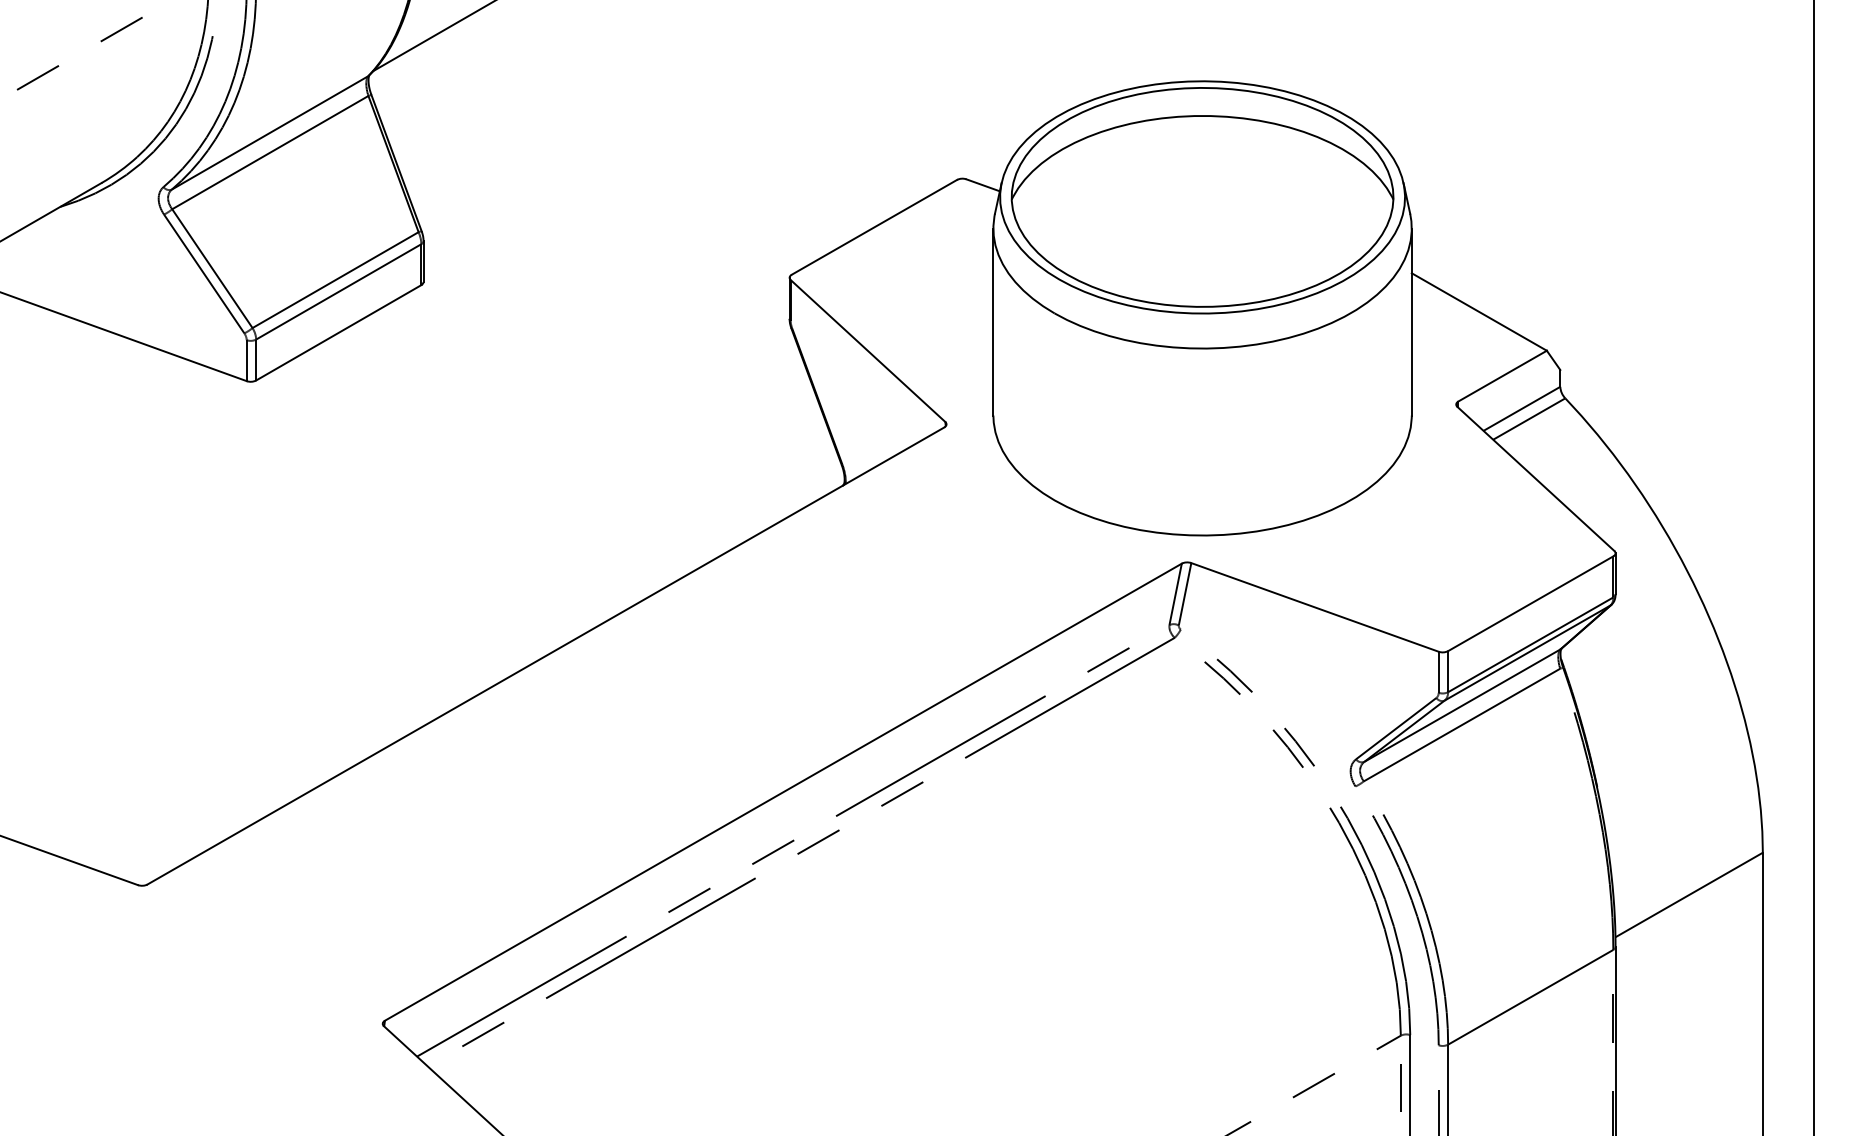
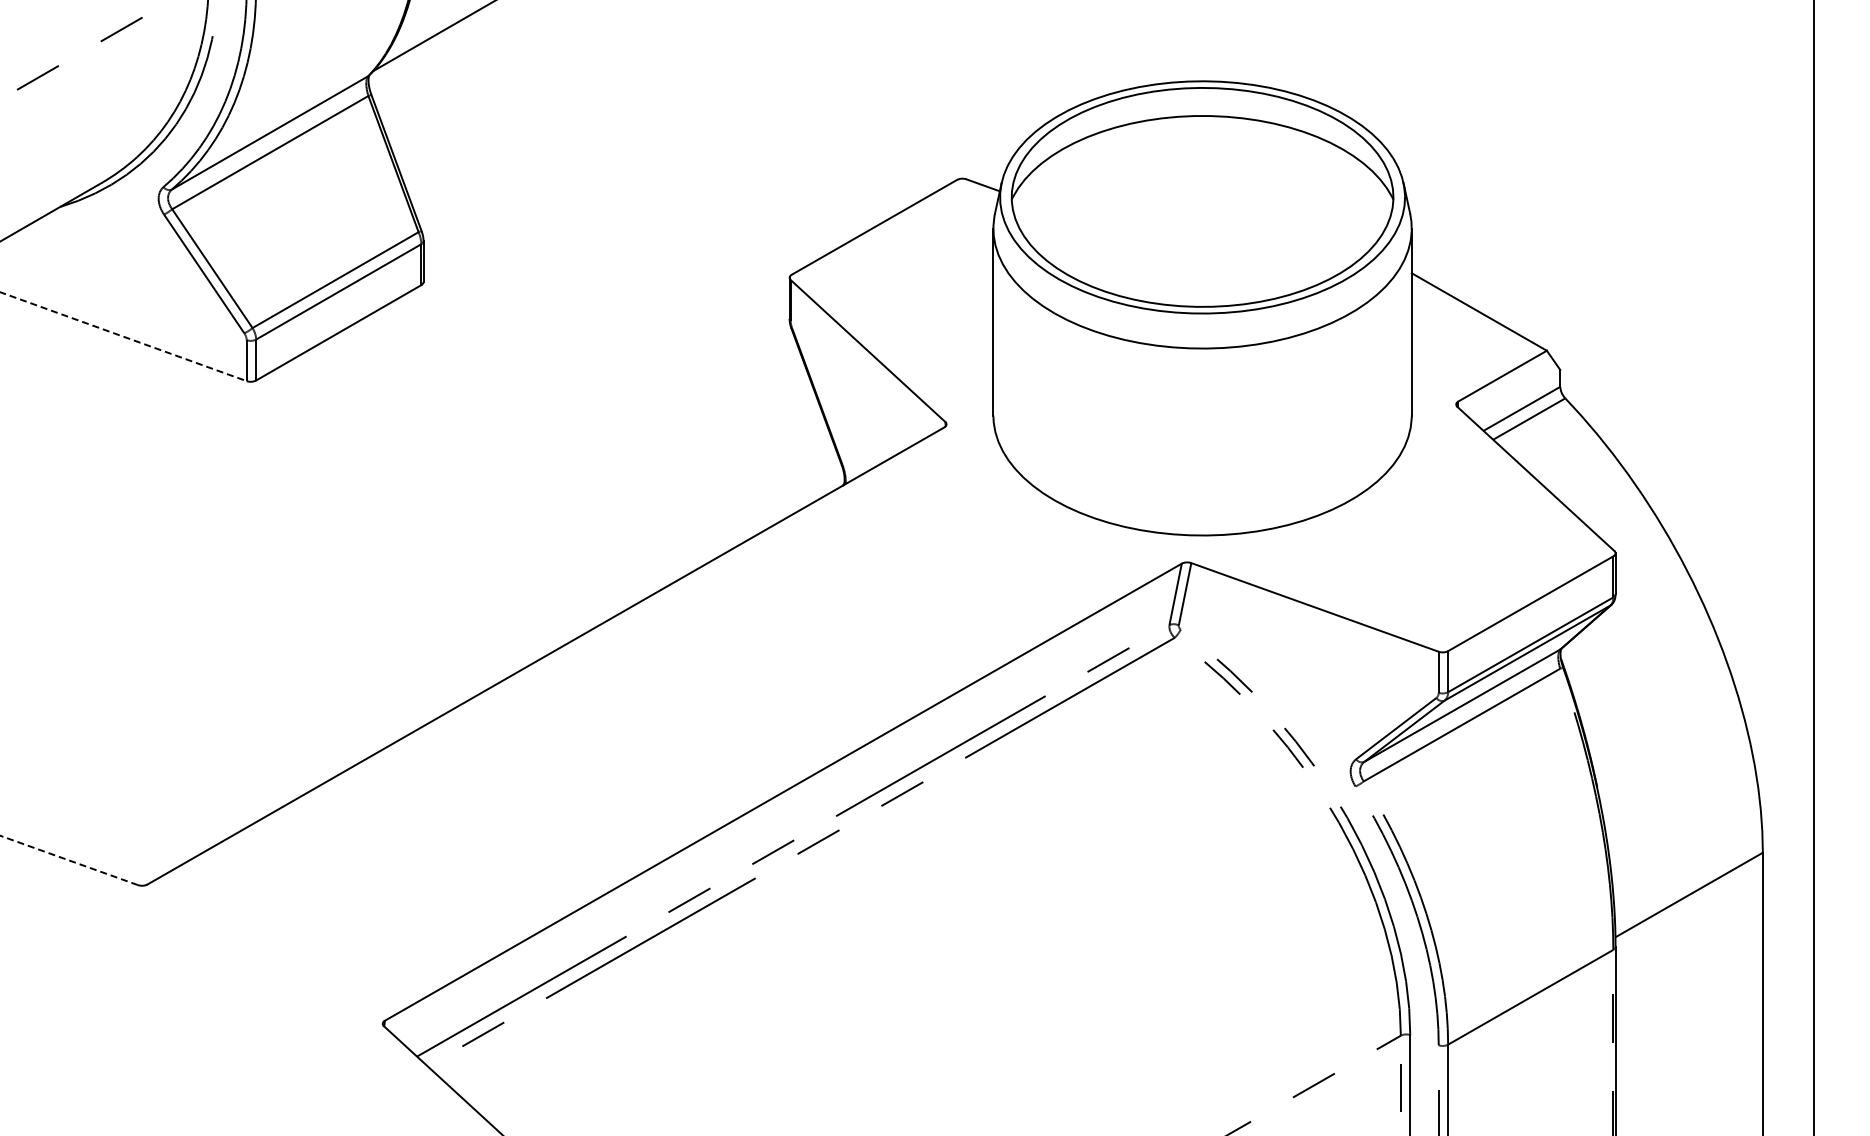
line: solid -> dashed (123, 336)
line: solid -> dashed (69, 860)
